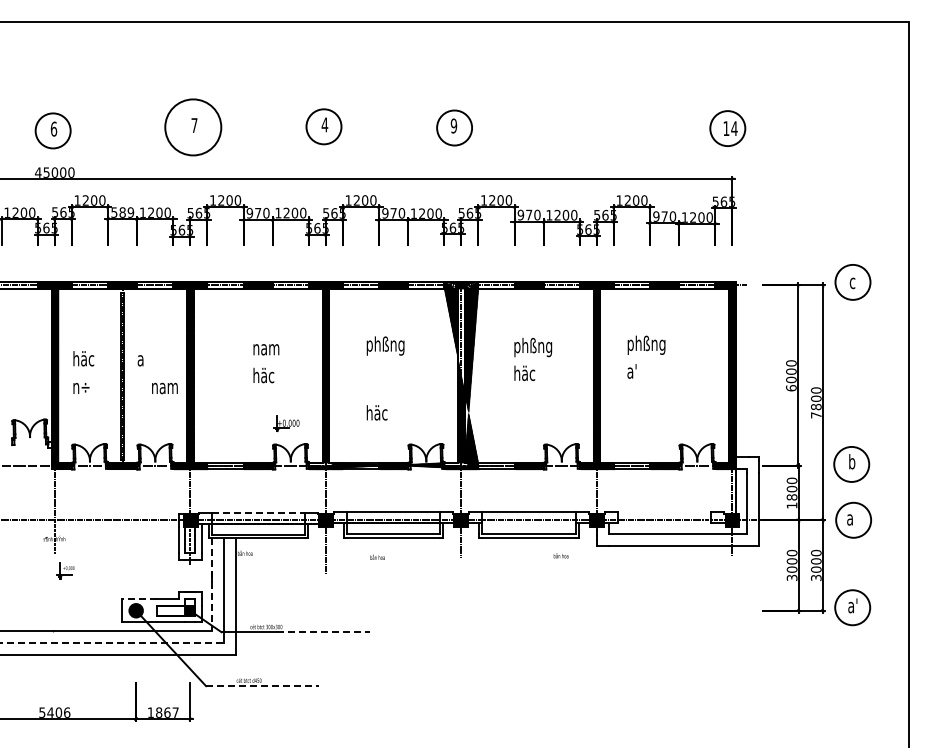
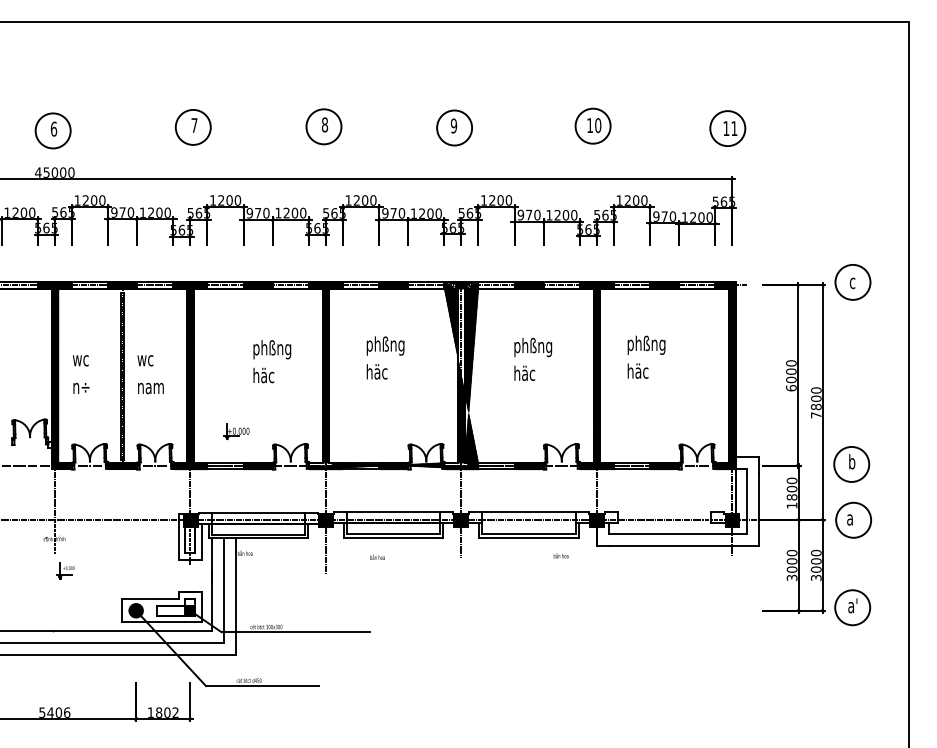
text: 4 -> 8 (324, 124)
part: none -> present (592, 125)
circle diameter: 56 px -> 35 px (192, 126)
text: 14 -> 11 (734, 128)
text: 589 -> 970 (122, 212)
text: nam -> phßng (272, 349)
text: häc -> wc (83, 358)
text: a -> wc (145, 360)
text: a' -> häc (637, 370)
text position: (164, 388) -> (150, 388) (150, 388)
text position: (376, 412) -> (376, 371) (376, 371)
part position: (286, 423) -> (236, 431) (236, 431)
line: dashed -> solid (258, 512)
line: dashed -> solid (211, 584)
line: dashed -> solid (139, 598)
line: dashed -> solid (323, 632)
line: dashed -> solid (112, 642)
line: dashed -> solid (262, 686)
text: 1867 -> 1802 (171, 712)
